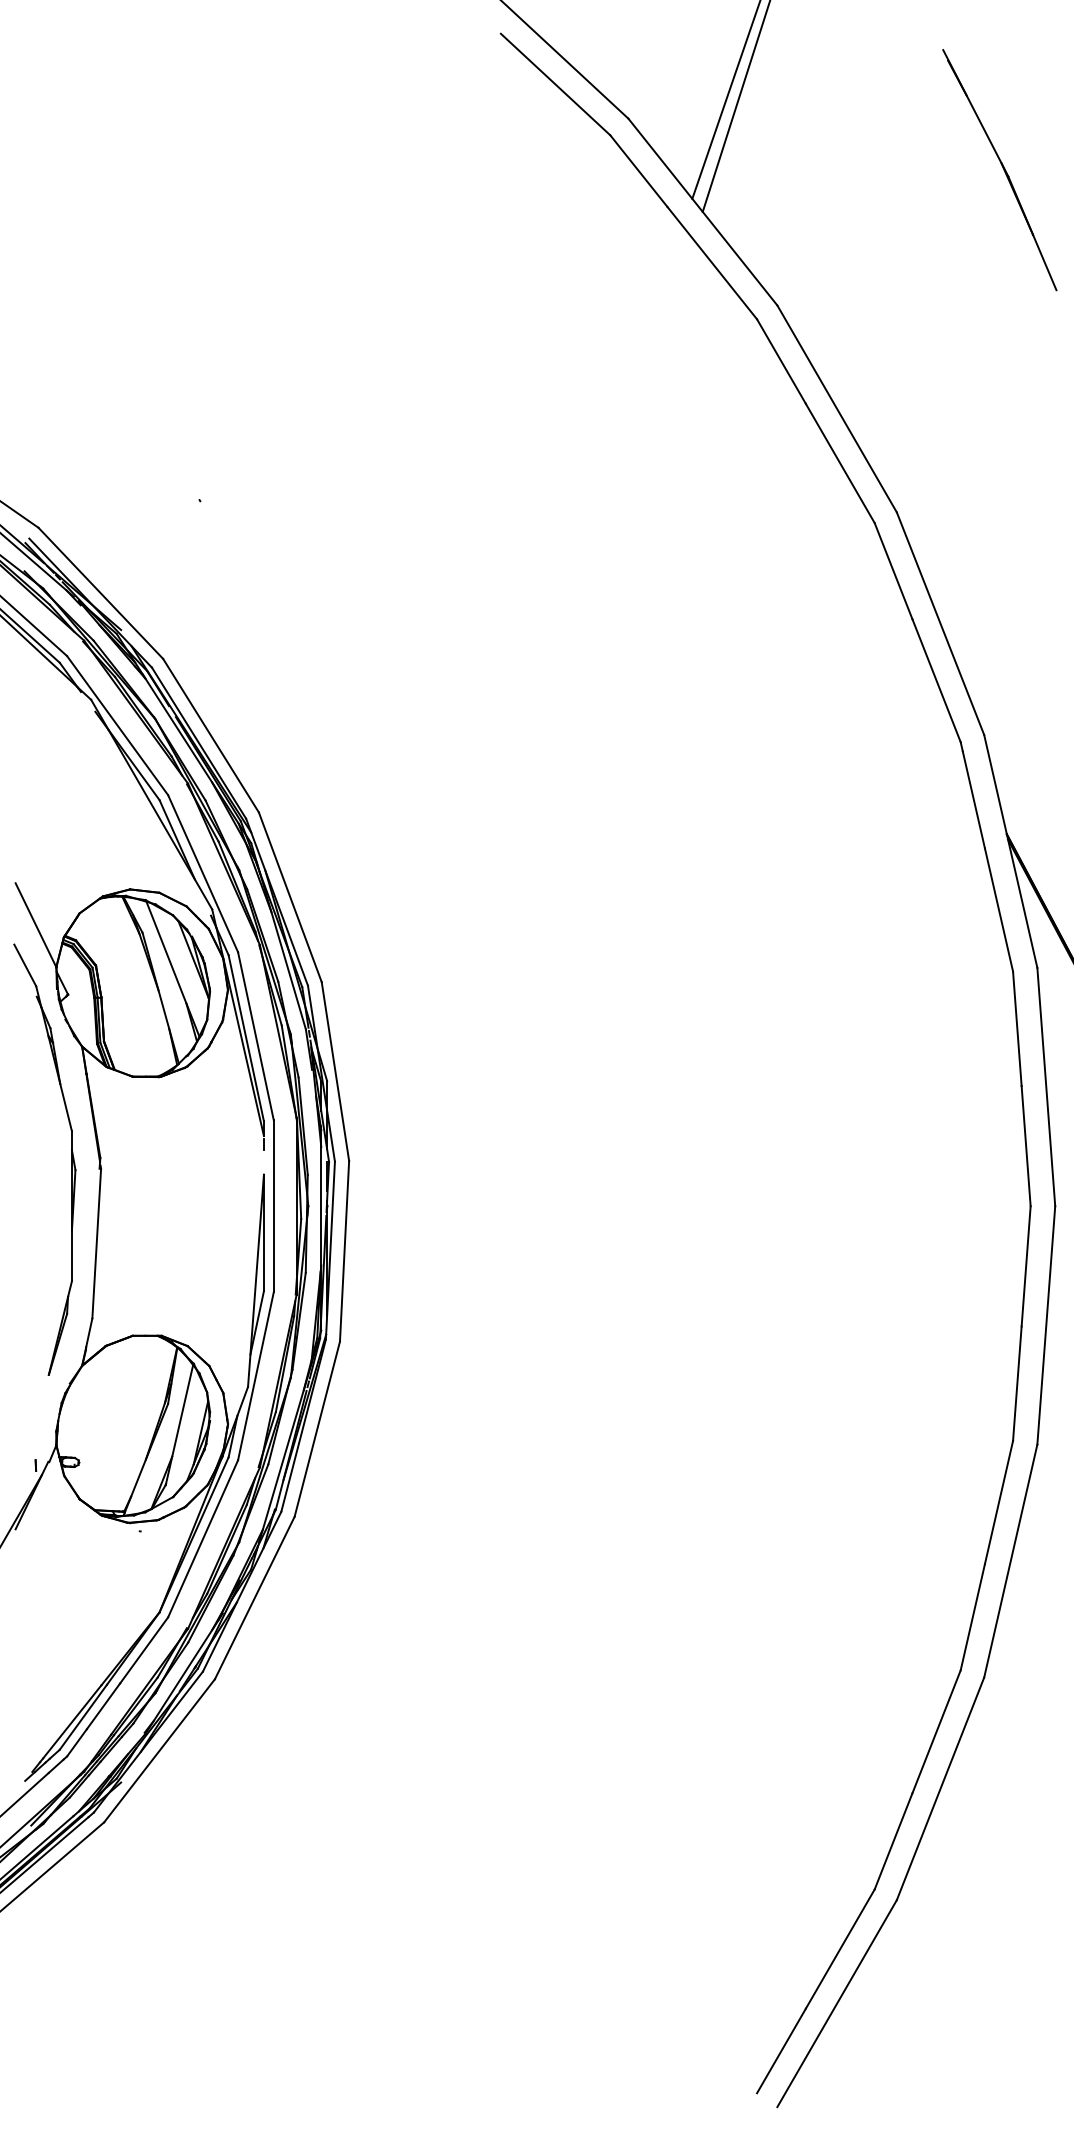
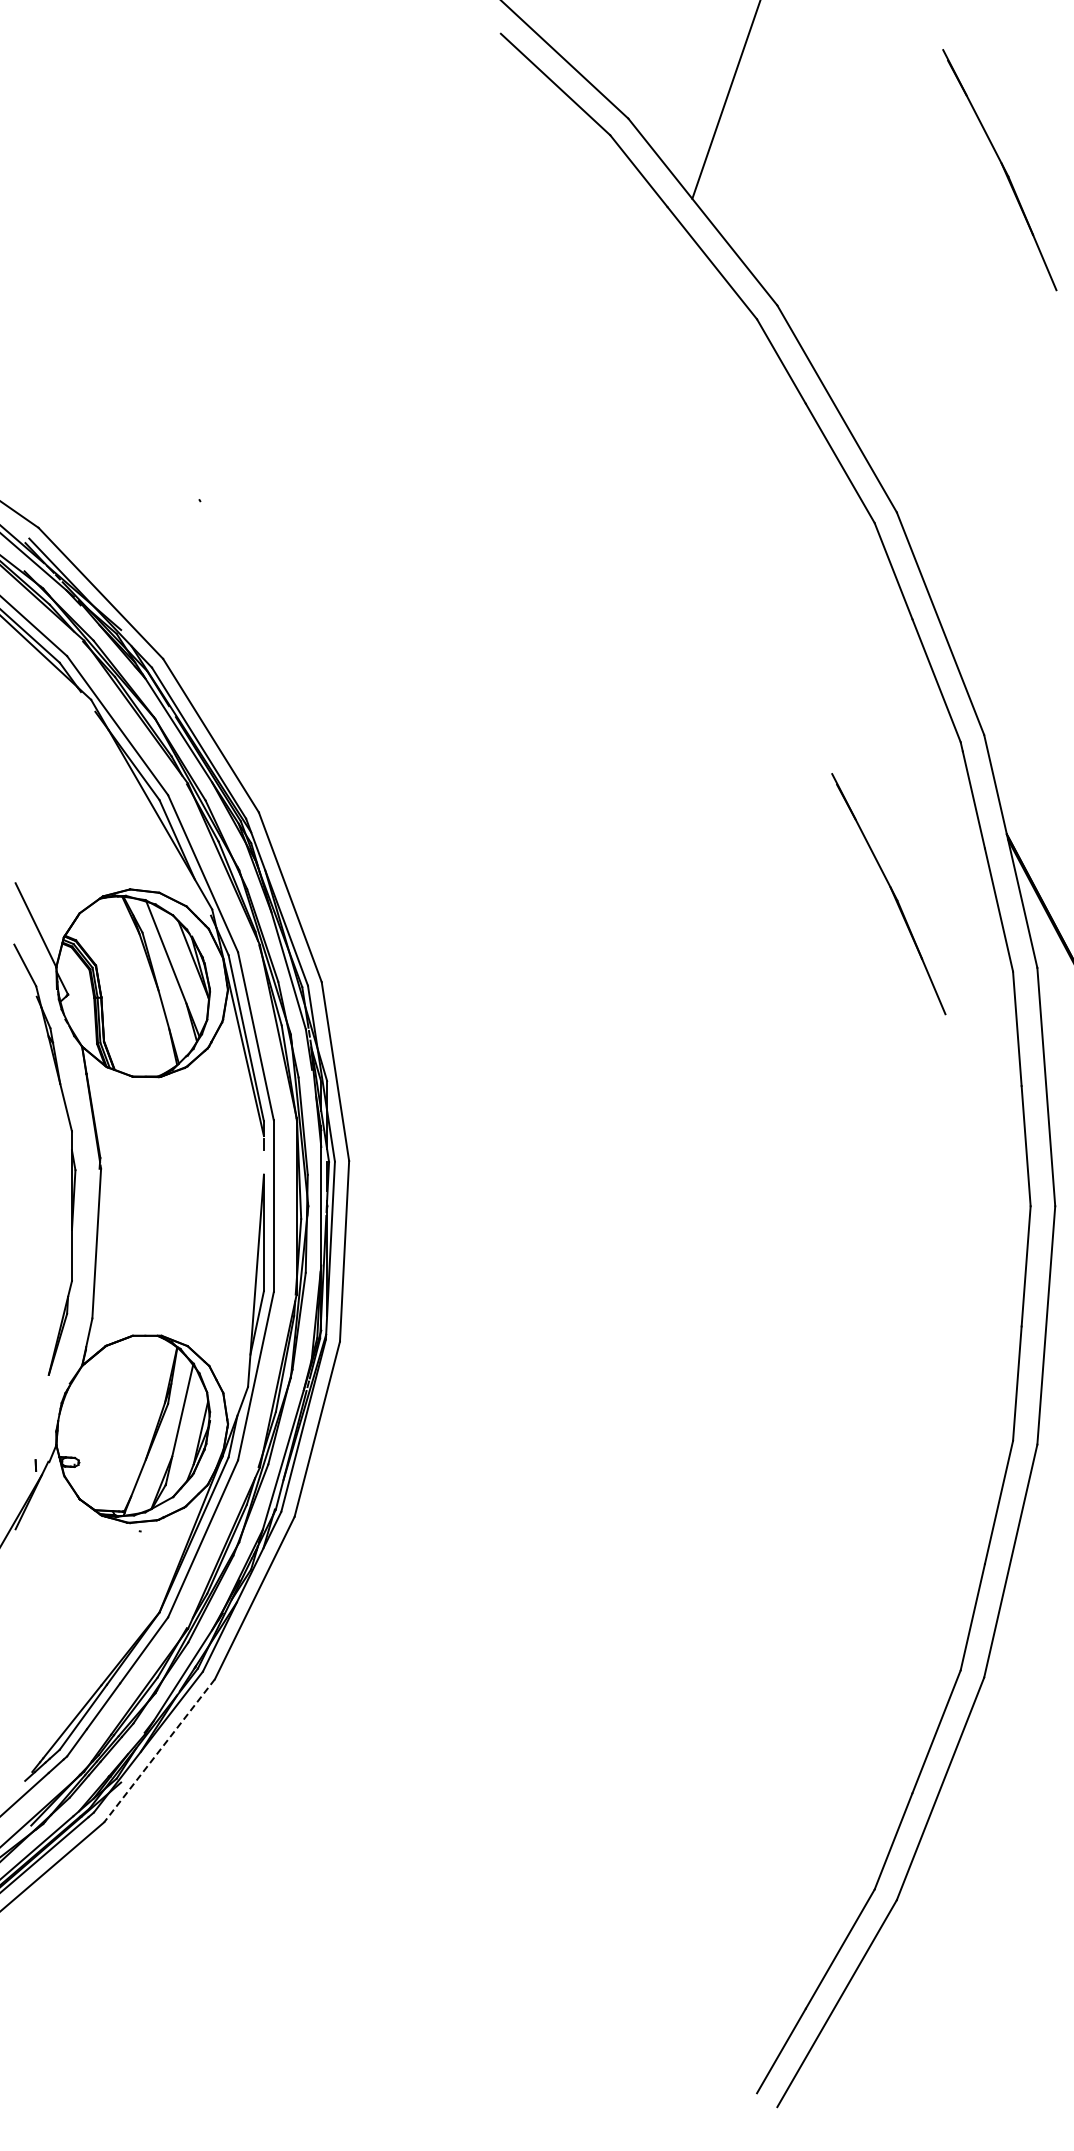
line: present -> none (735, 106)
part: none -> present (888, 894)
line: solid -> dashed (159, 1751)
